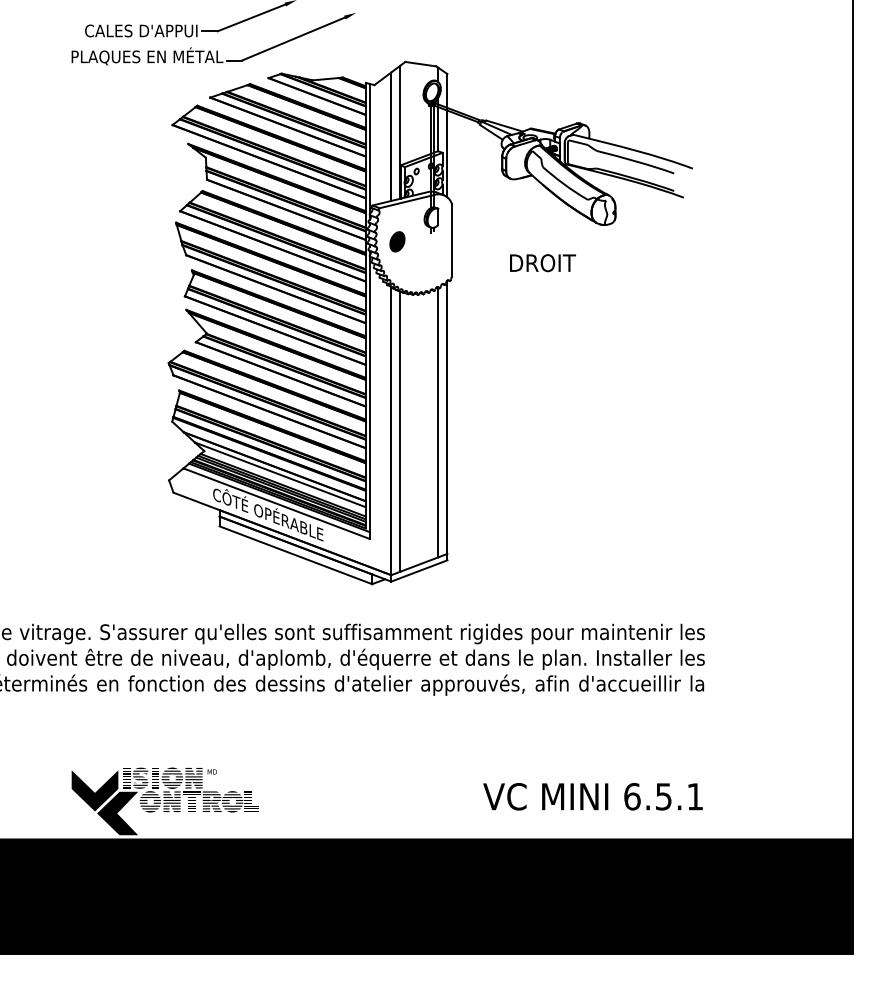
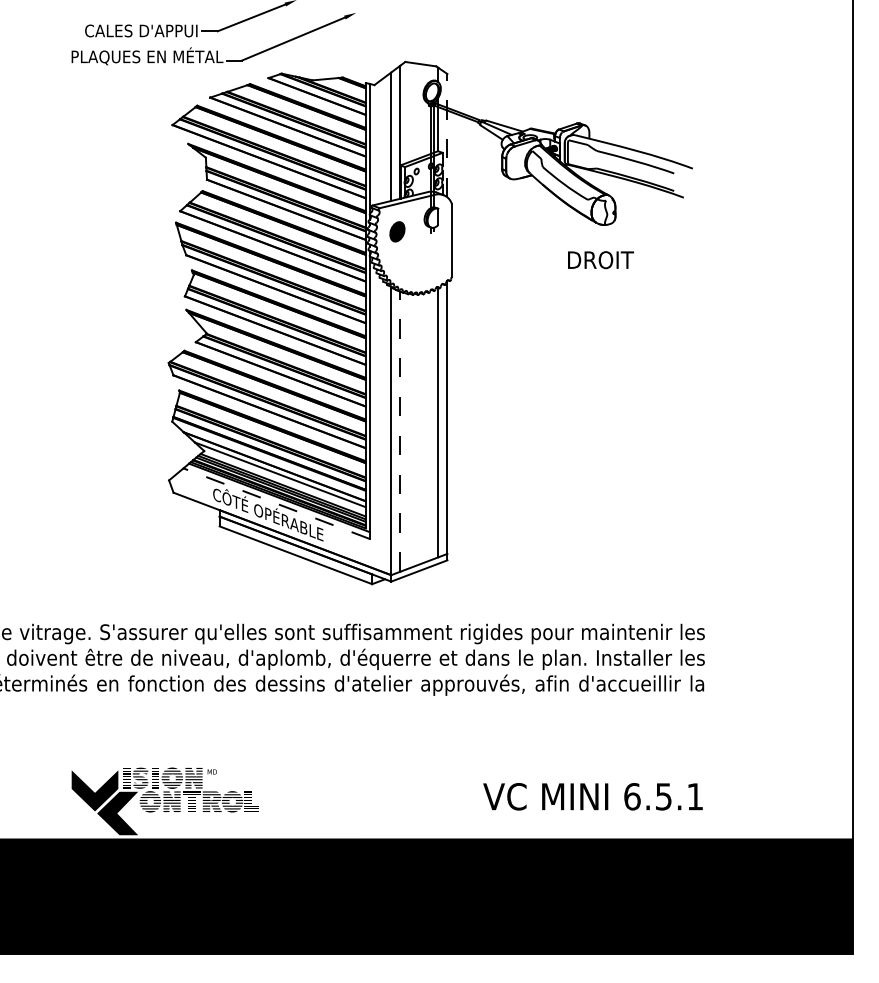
line: solid -> dashed (447, 135)
part position: (397, 241) -> (397, 231) (397, 231)
text position: (542, 263) -> (600, 260) (600, 260)
line: solid -> dashed (400, 431)
line: solid -> dashed (276, 503)
